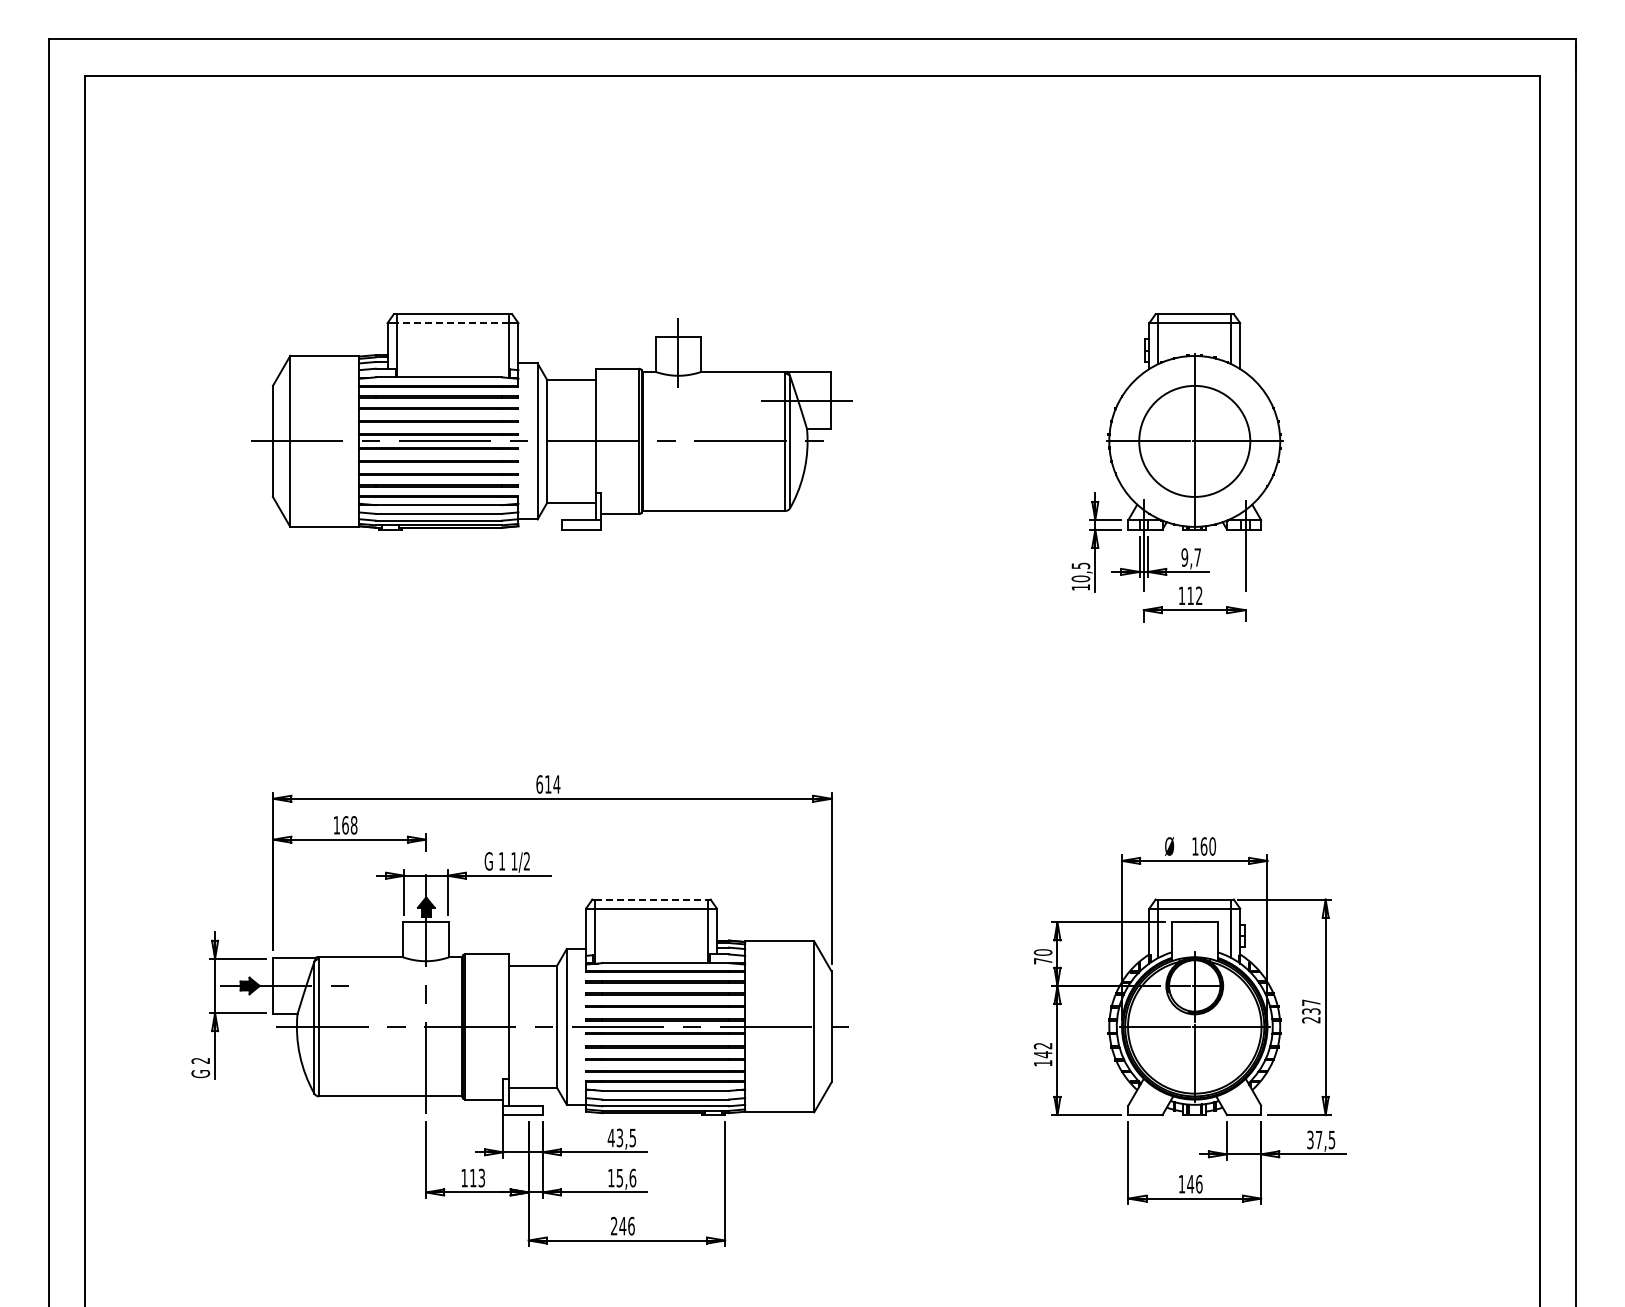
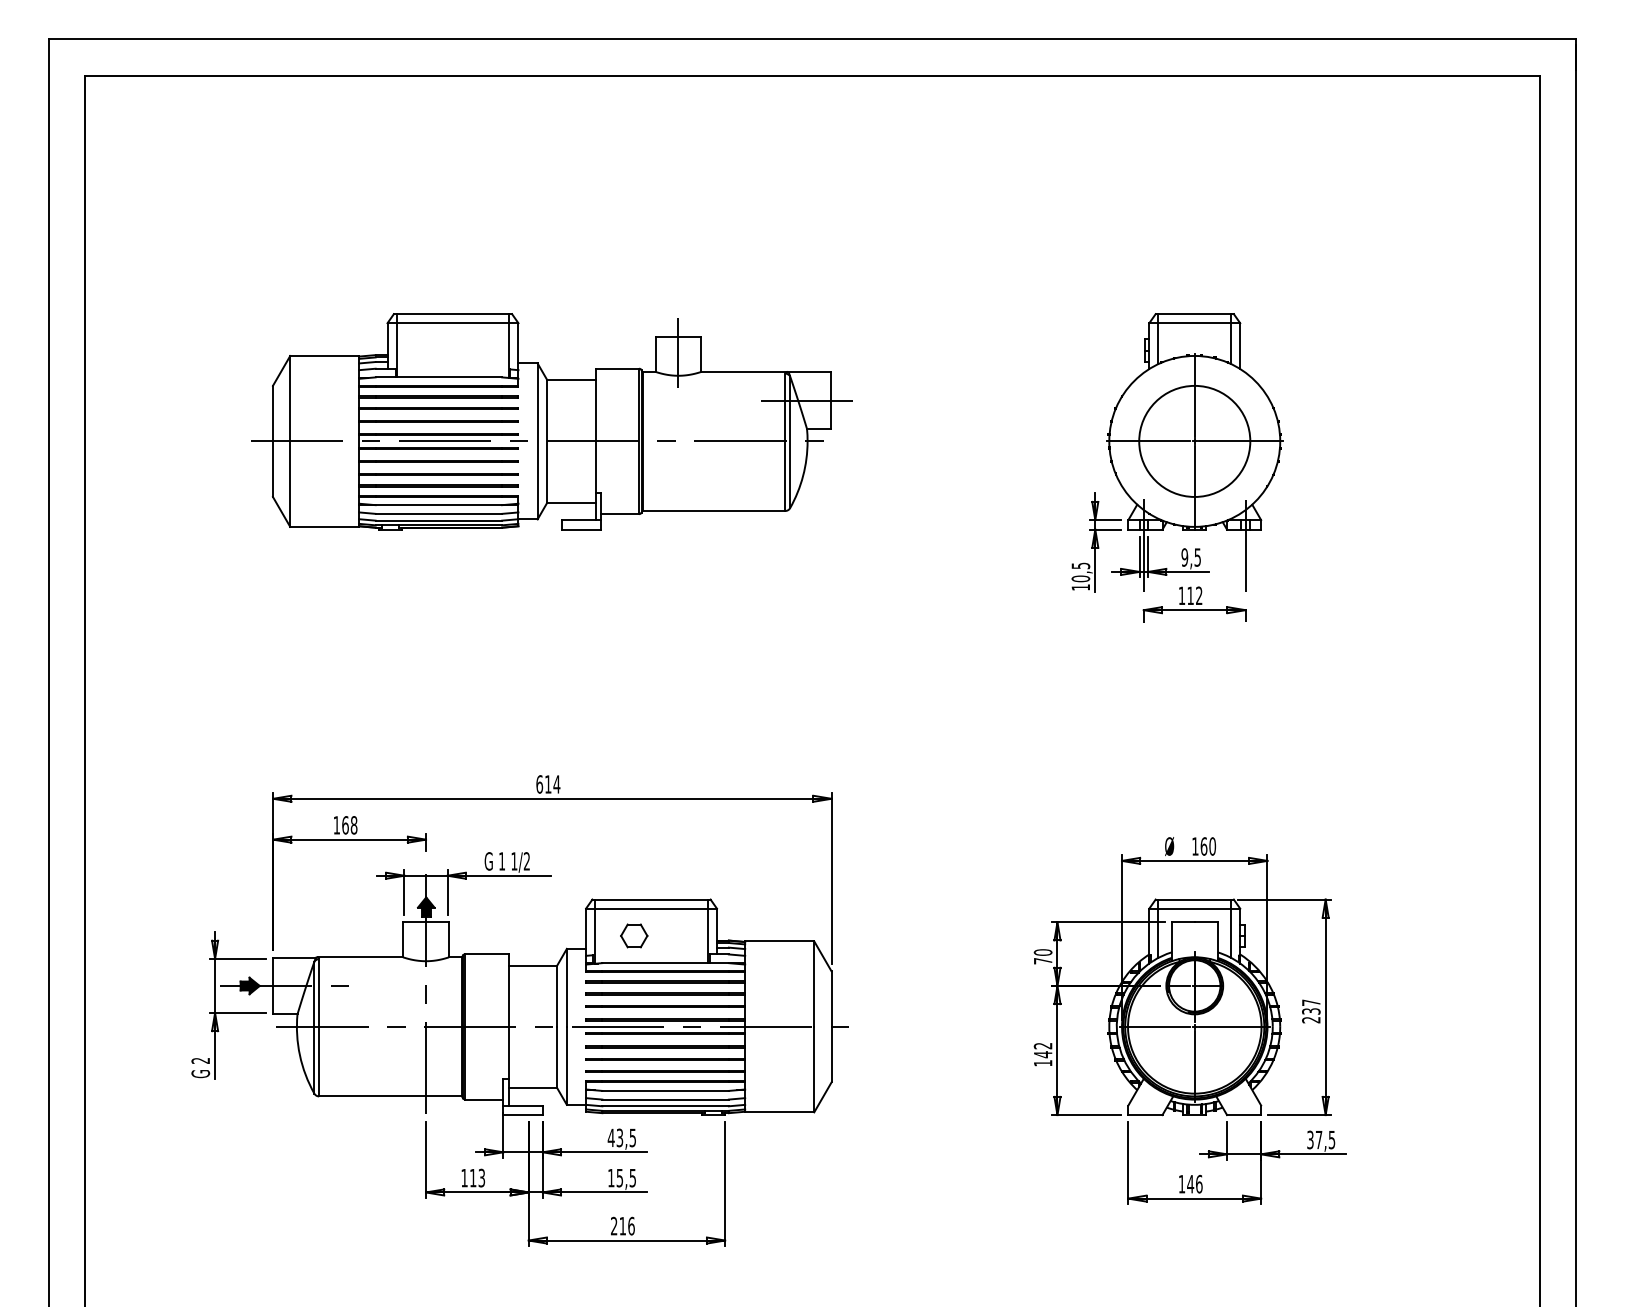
line: dashed -> solid (452, 323)
text: 9,7 -> 9,5 (1197, 557)
line: dashed -> solid (652, 899)
part: none -> present (634, 935)
text: 15,6 -> 15,5 (632, 1177)
text: 246 -> 216 (622, 1226)
